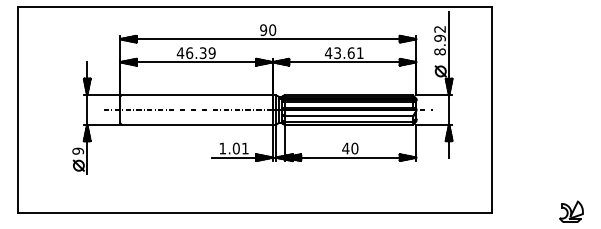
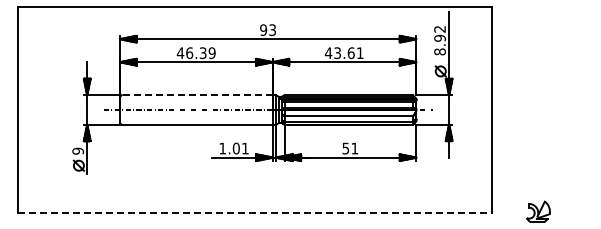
text: 90 -> 93 (272, 29)
line: solid -> dashed (196, 95)
text: 40 -> 51 (350, 148)
part position: (571, 211) -> (538, 211) (538, 211)
line: solid -> dashed (255, 213)
